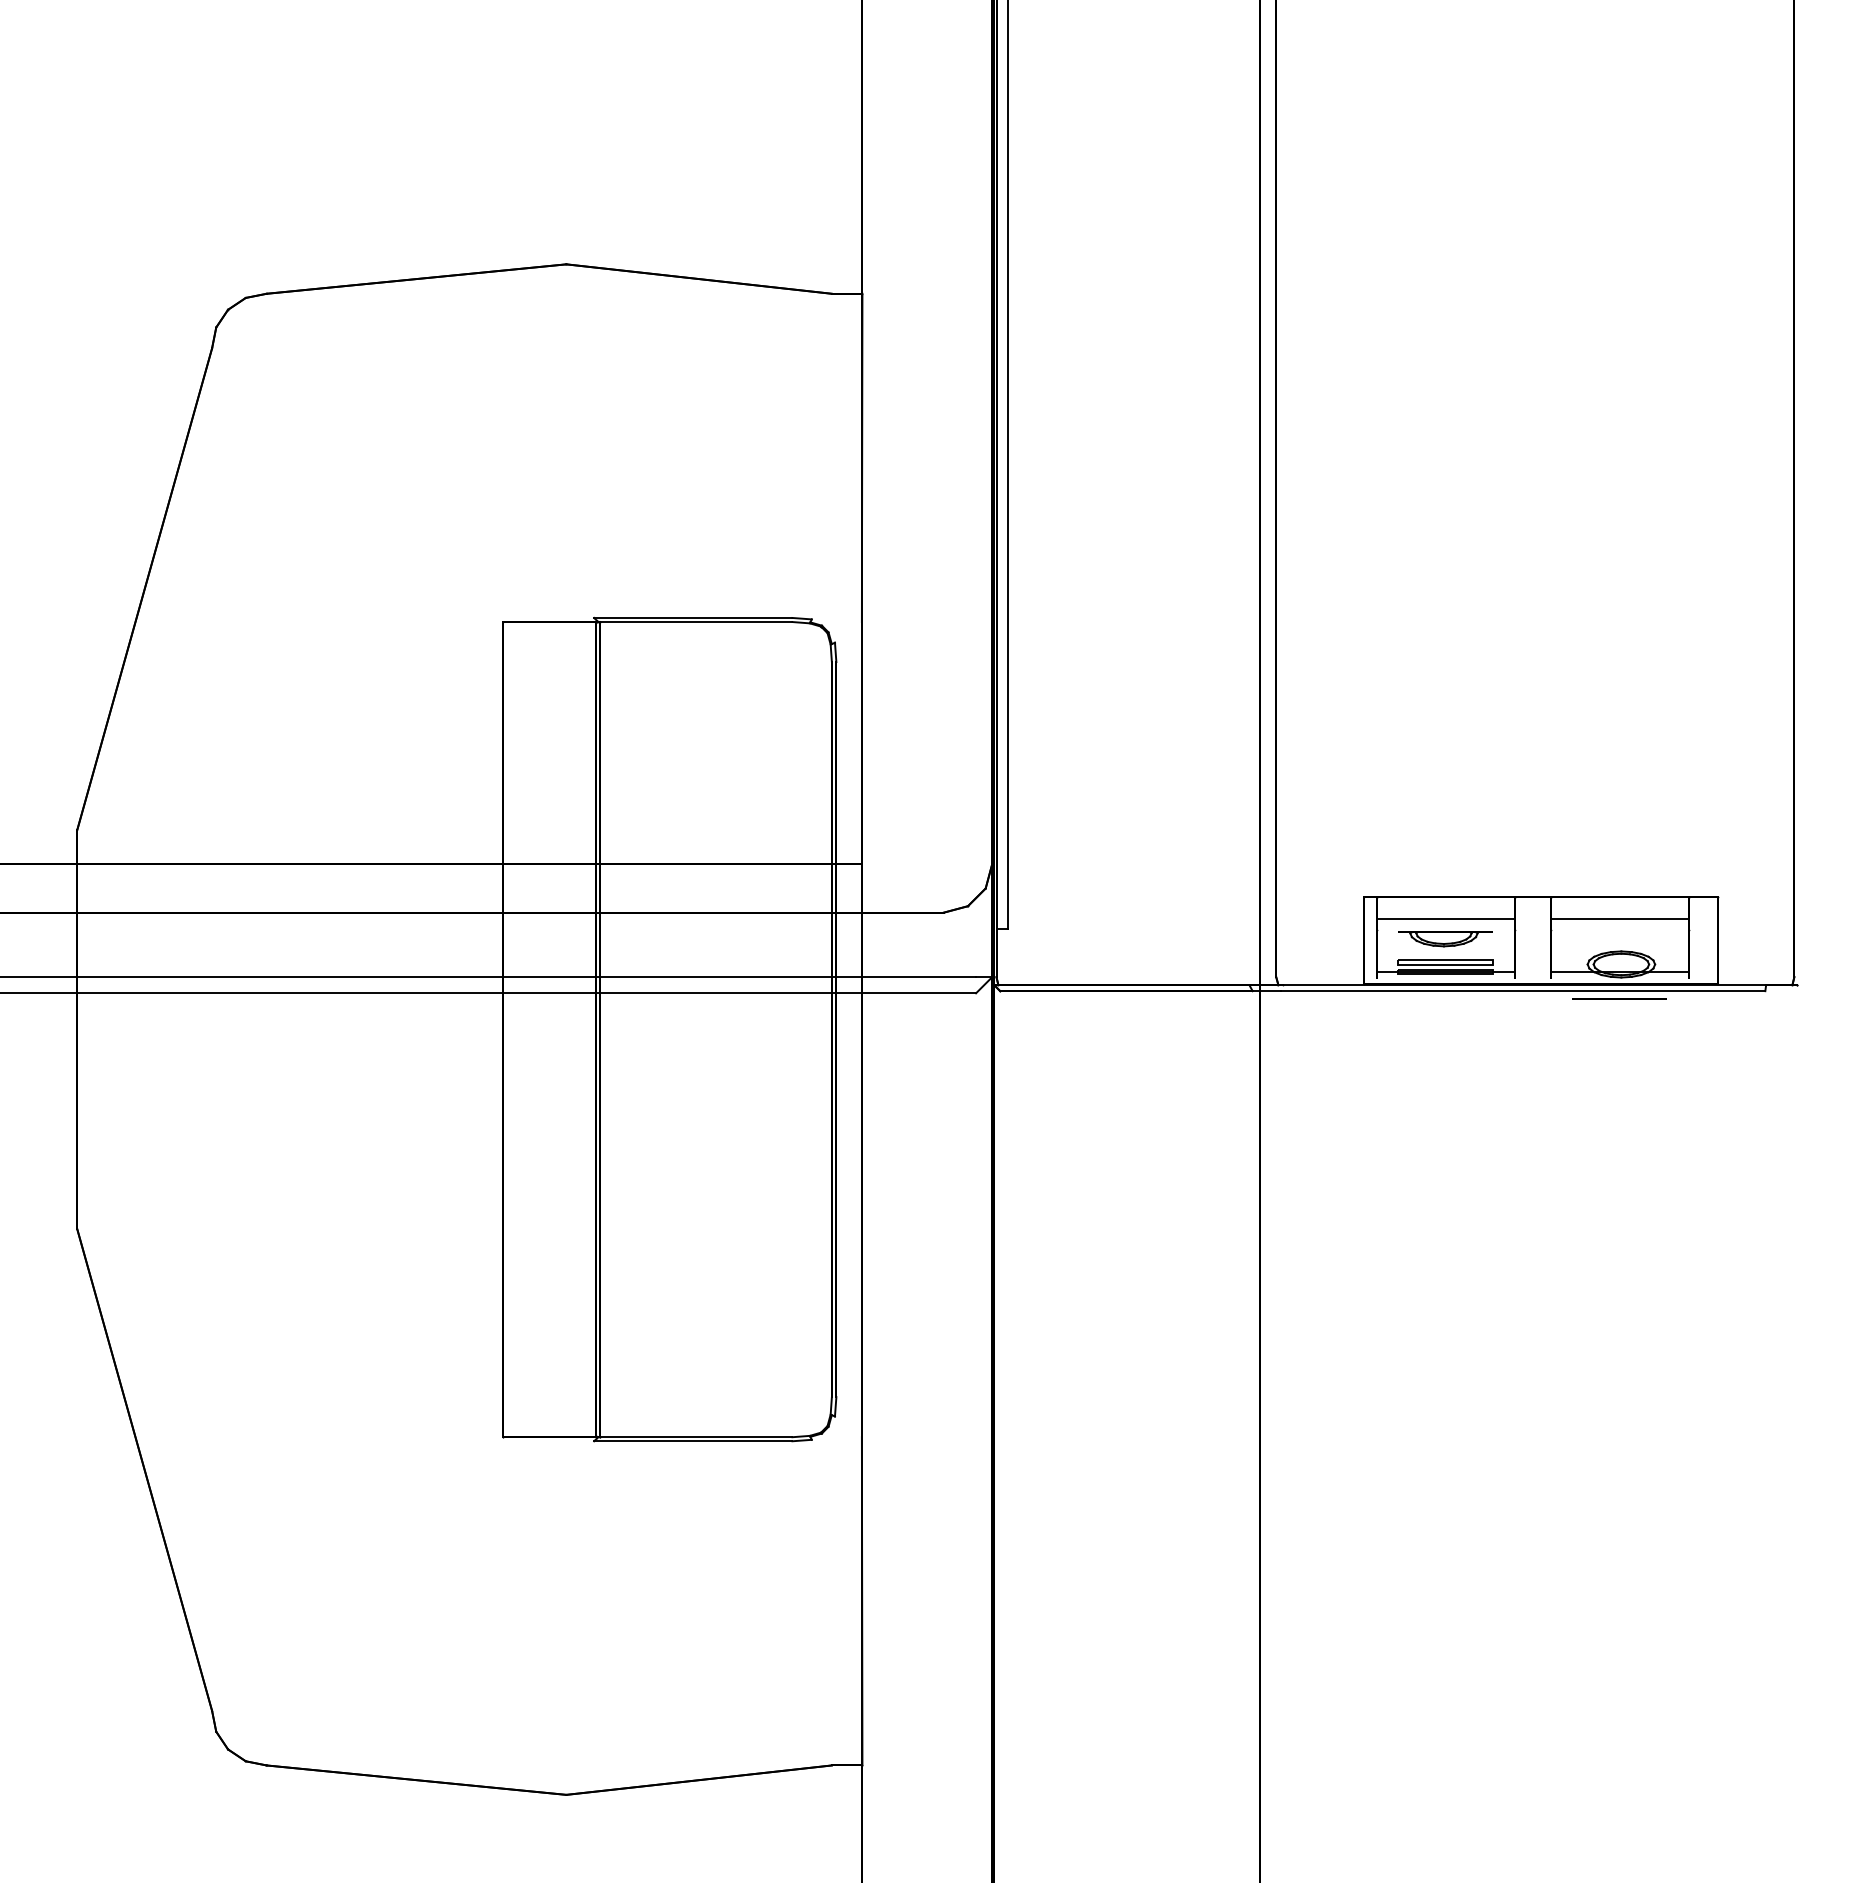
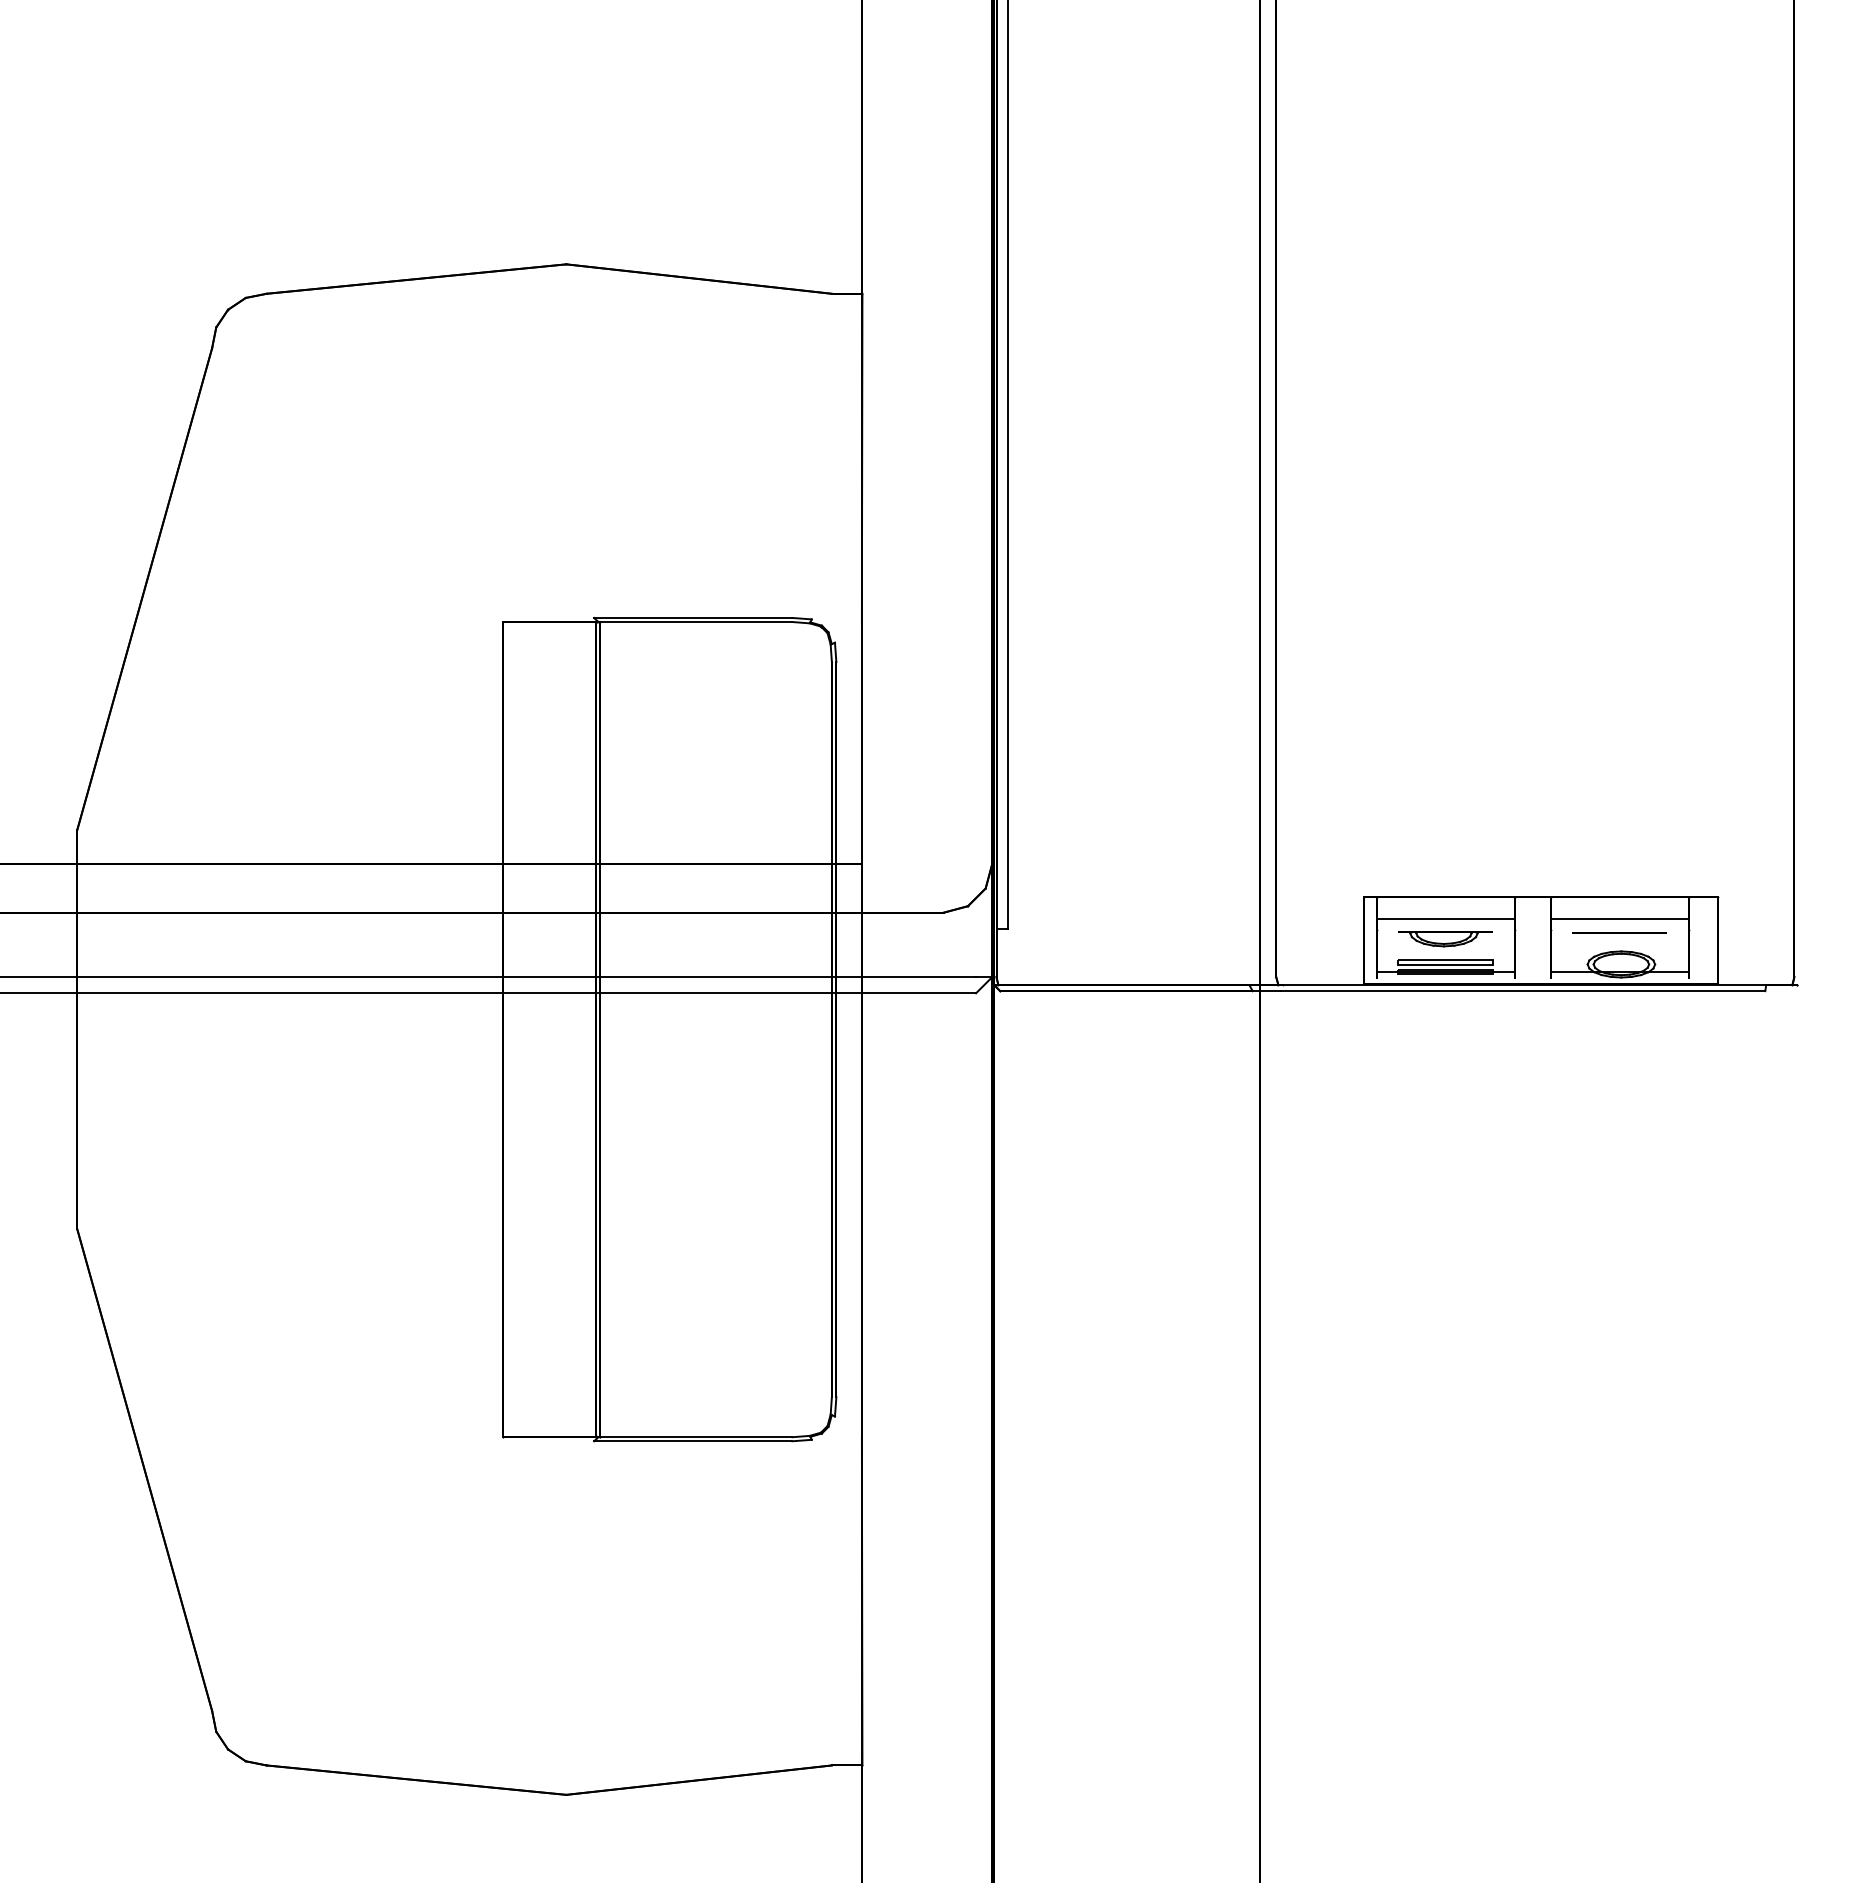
line position: (1619, 998) -> (1619, 932) (1619, 932)
